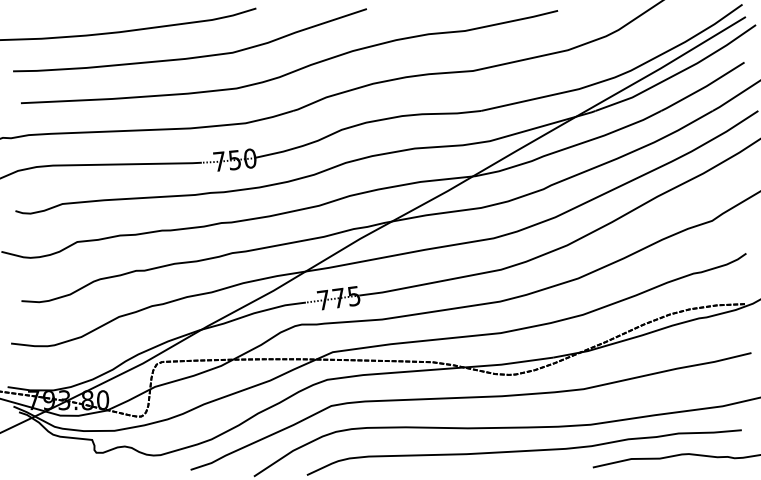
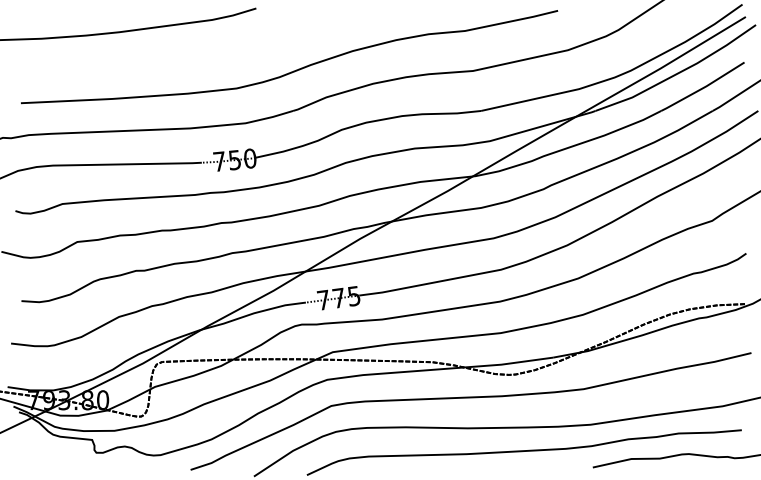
curve: present -> none (194, 56)
